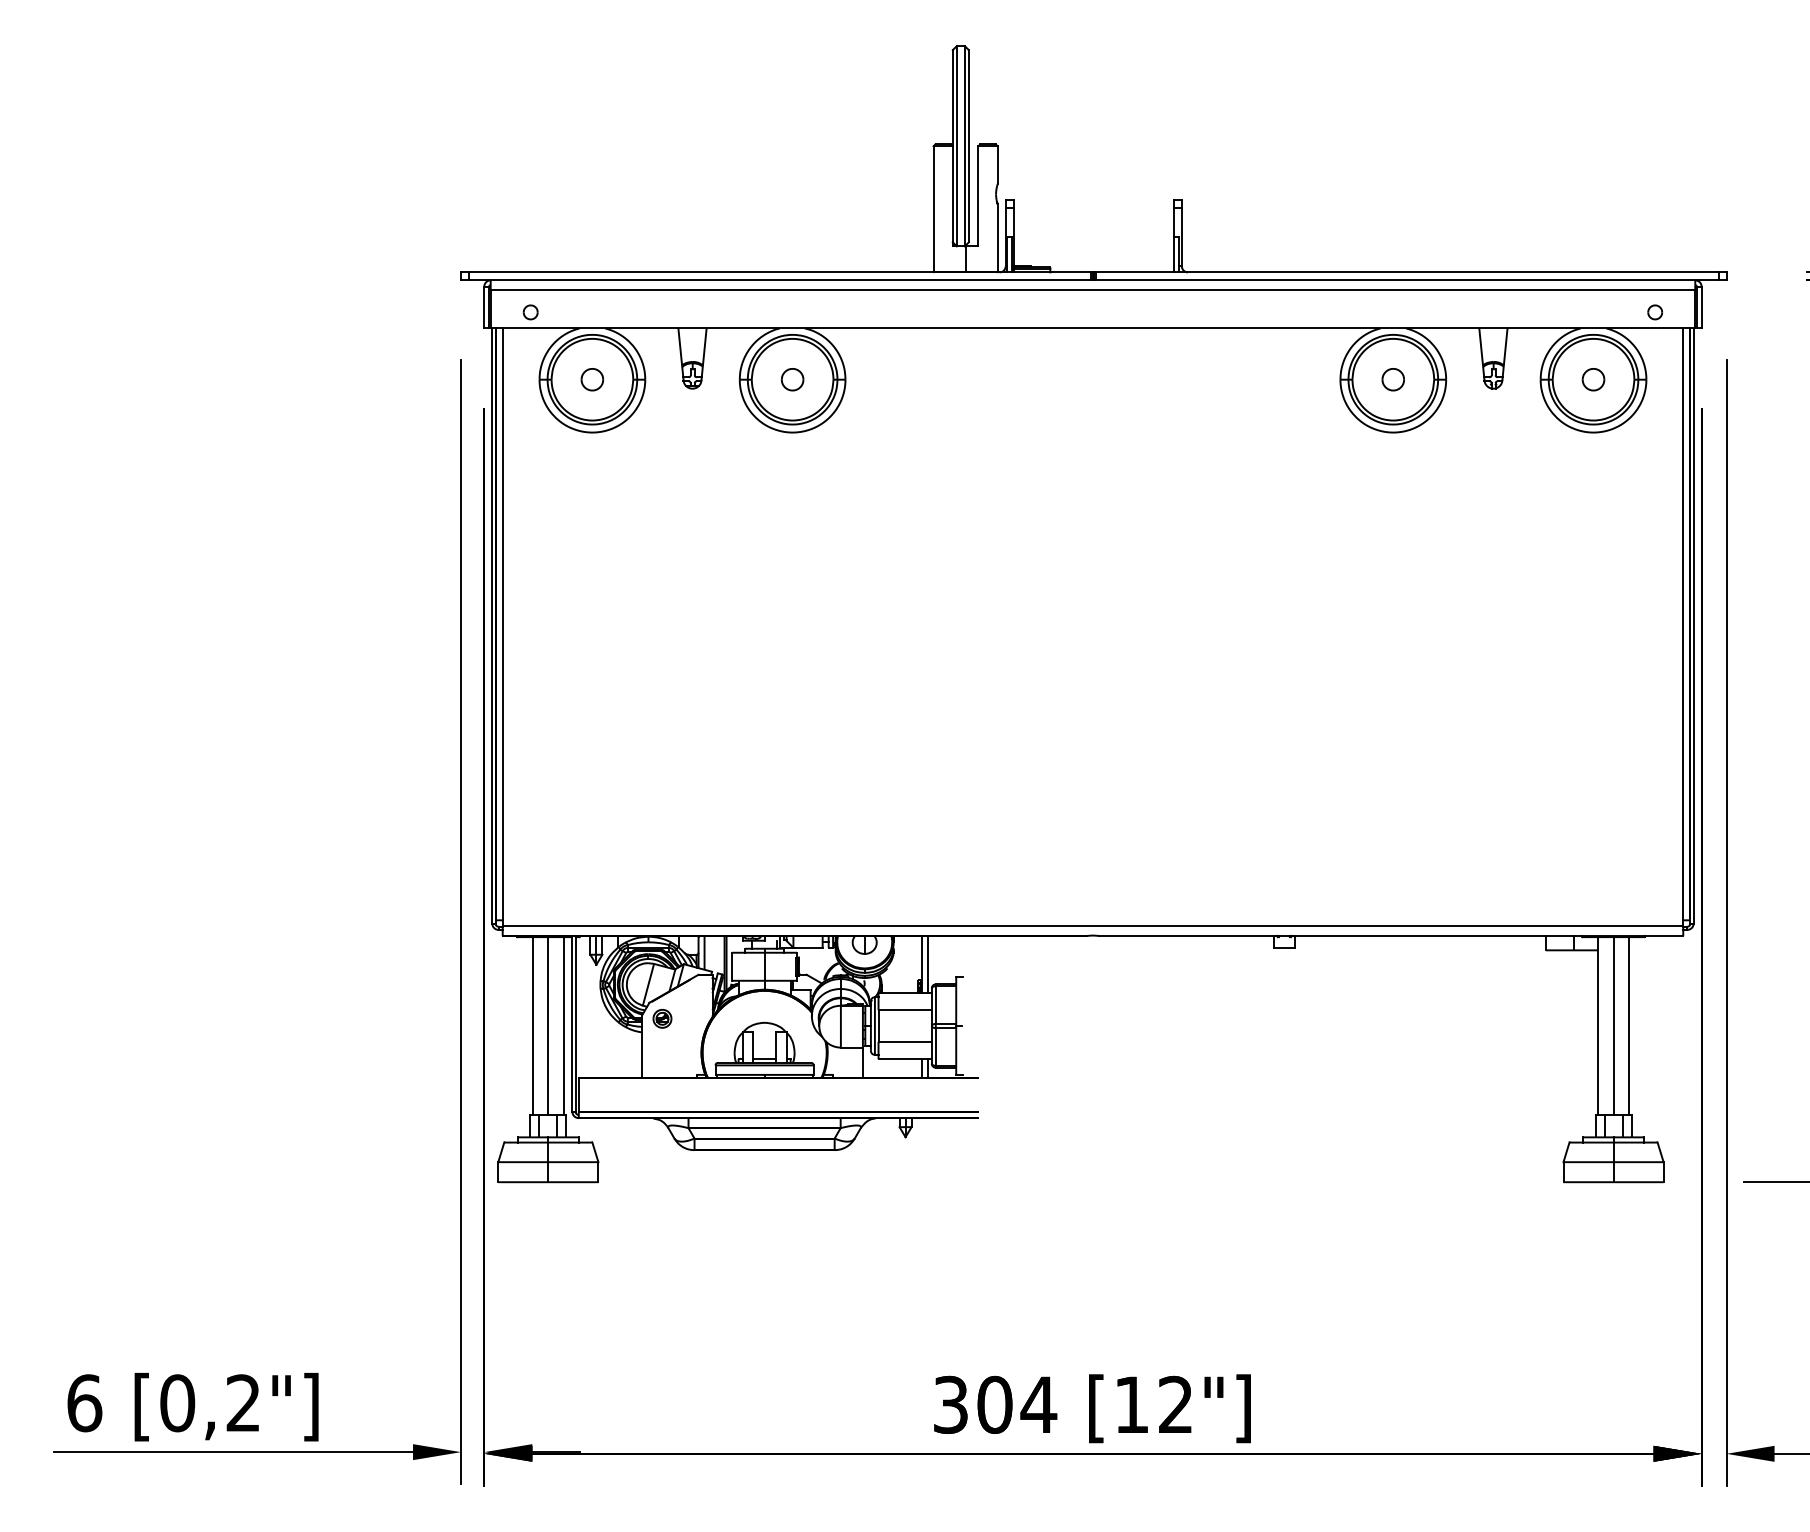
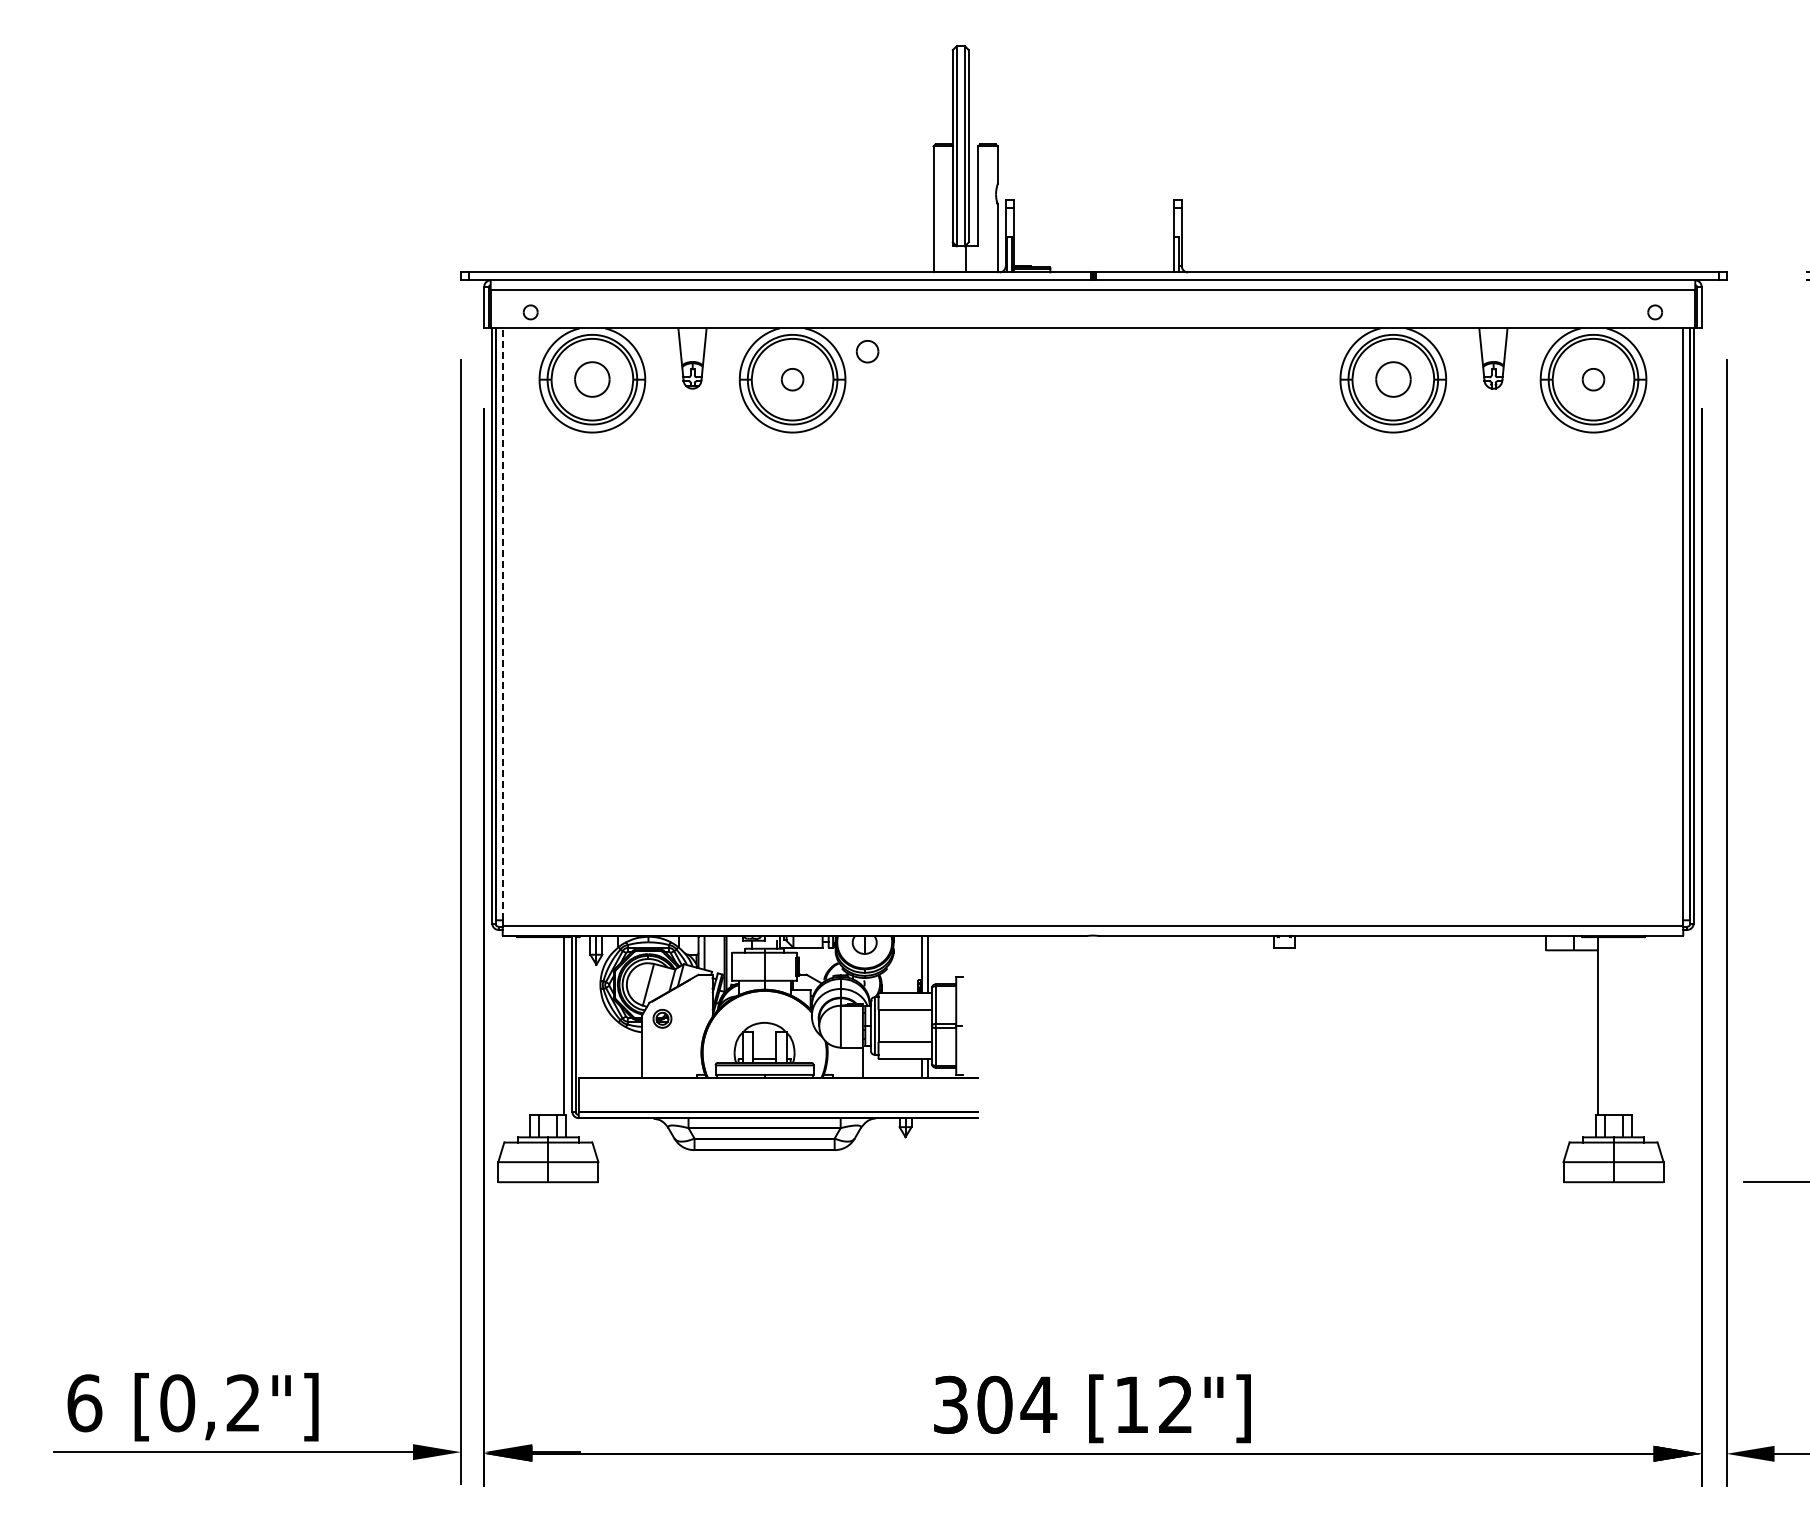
part: none -> present (867, 351)
part size: 25x24 px -> 37x37 px (592, 379)
part size: 24x24 px -> 37x37 px (1393, 379)
line: solid -> dashed (502, 624)
line: present -> none (533, 1026)
line: present -> none (548, 1026)
line: present -> none (1613, 1026)
line: present -> none (1628, 1026)
